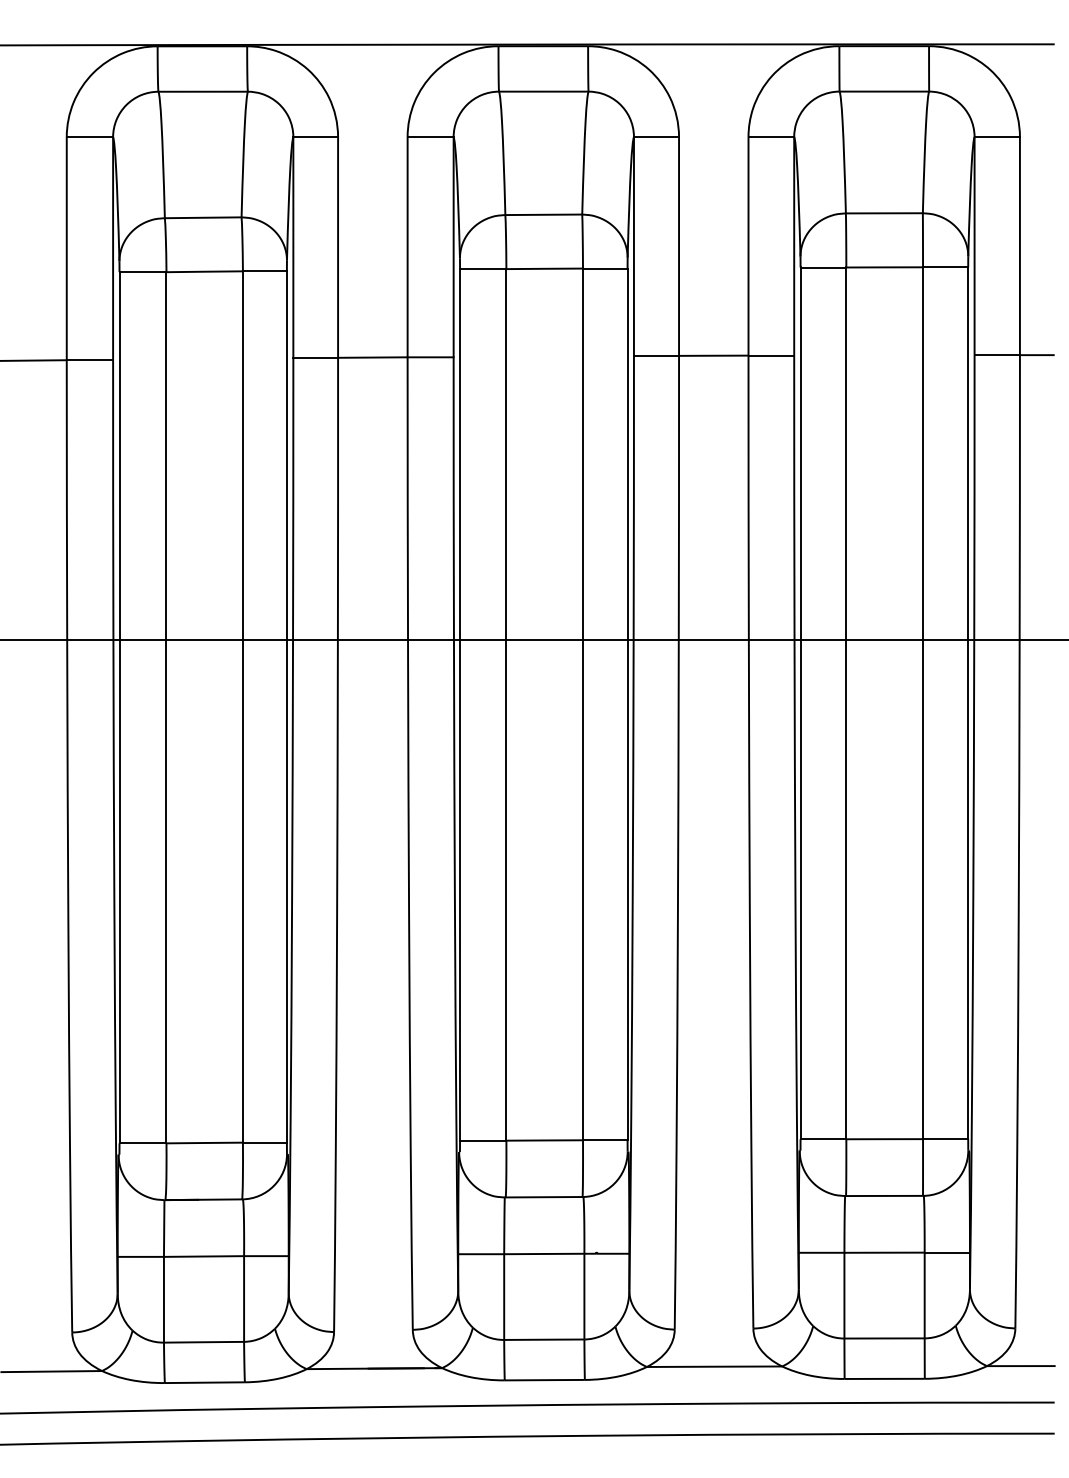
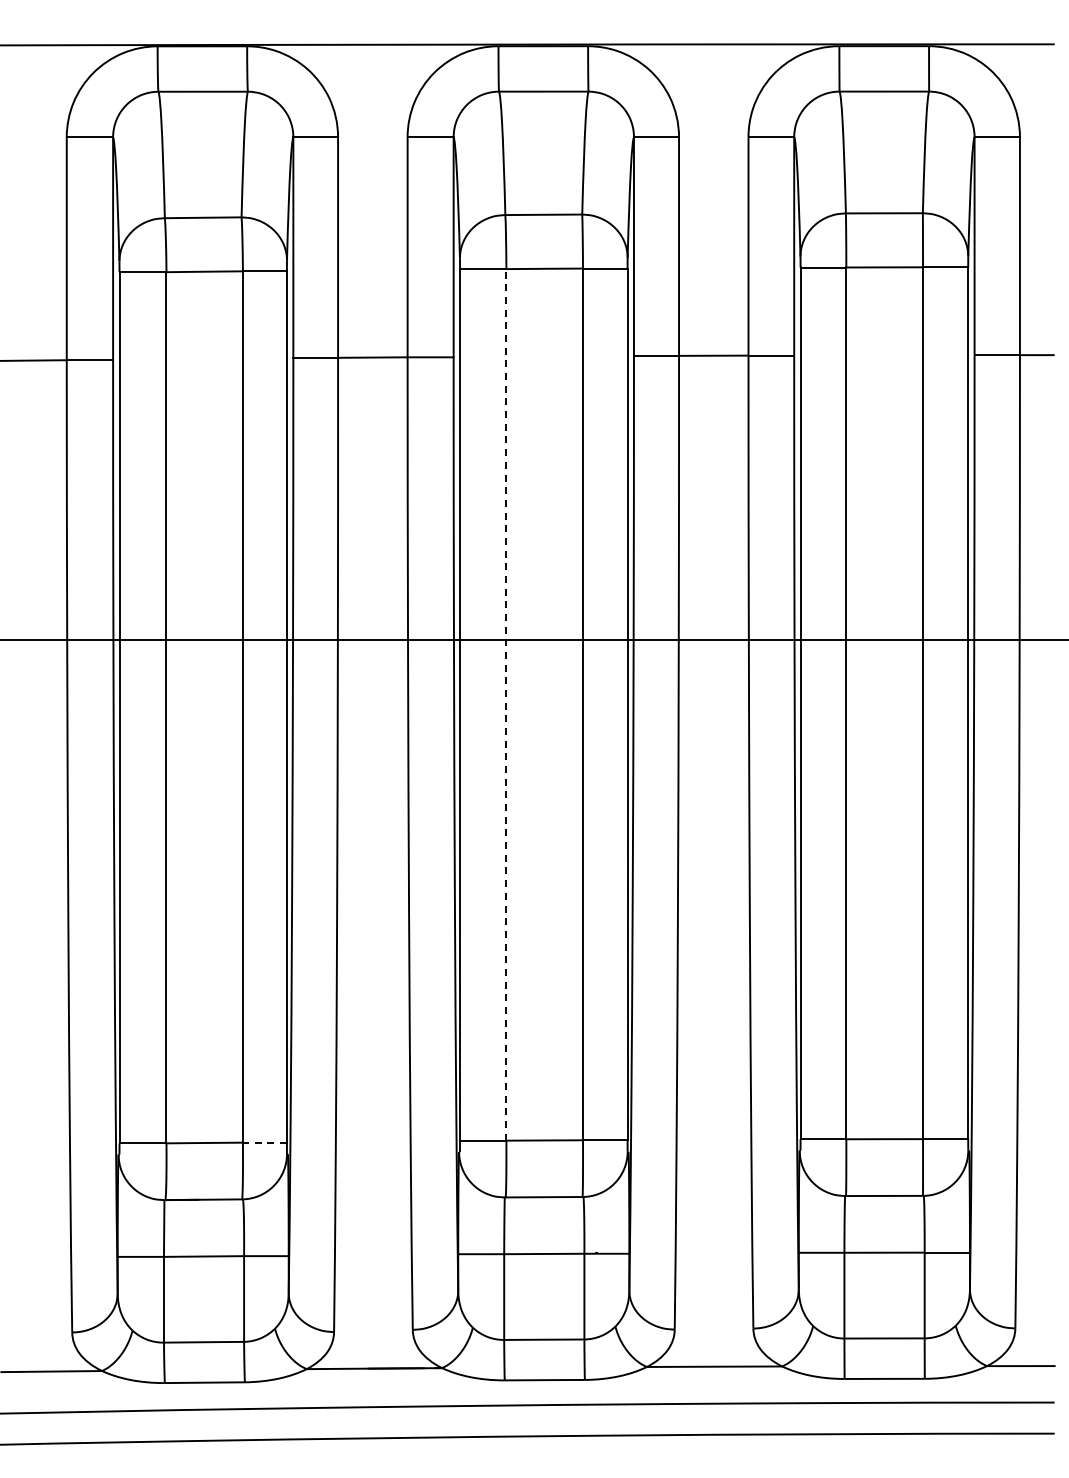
line: solid -> dashed (506, 704)
line: solid -> dashed (264, 1142)
